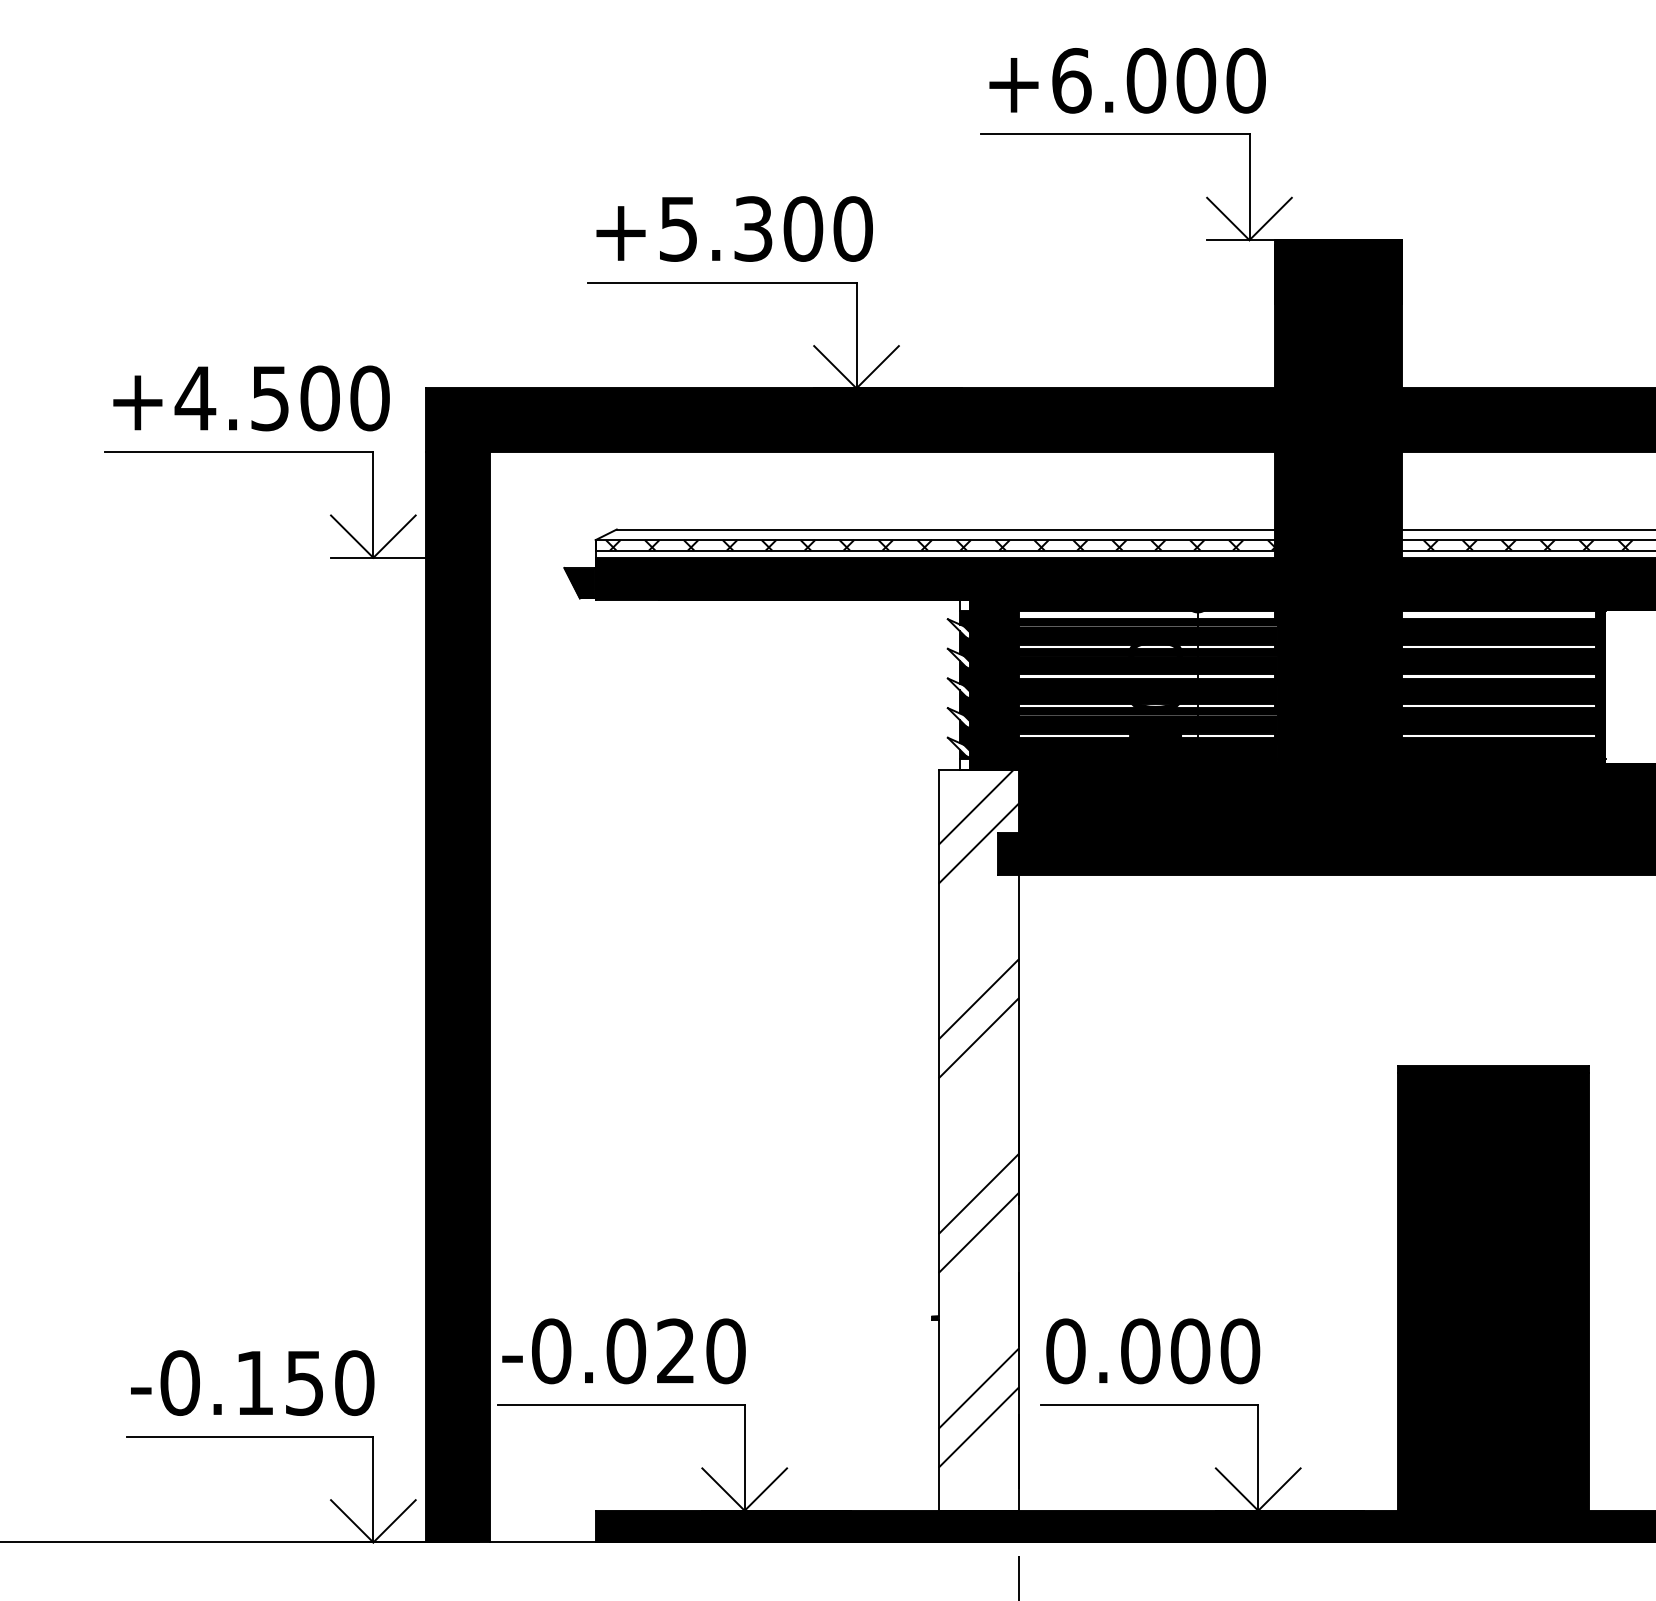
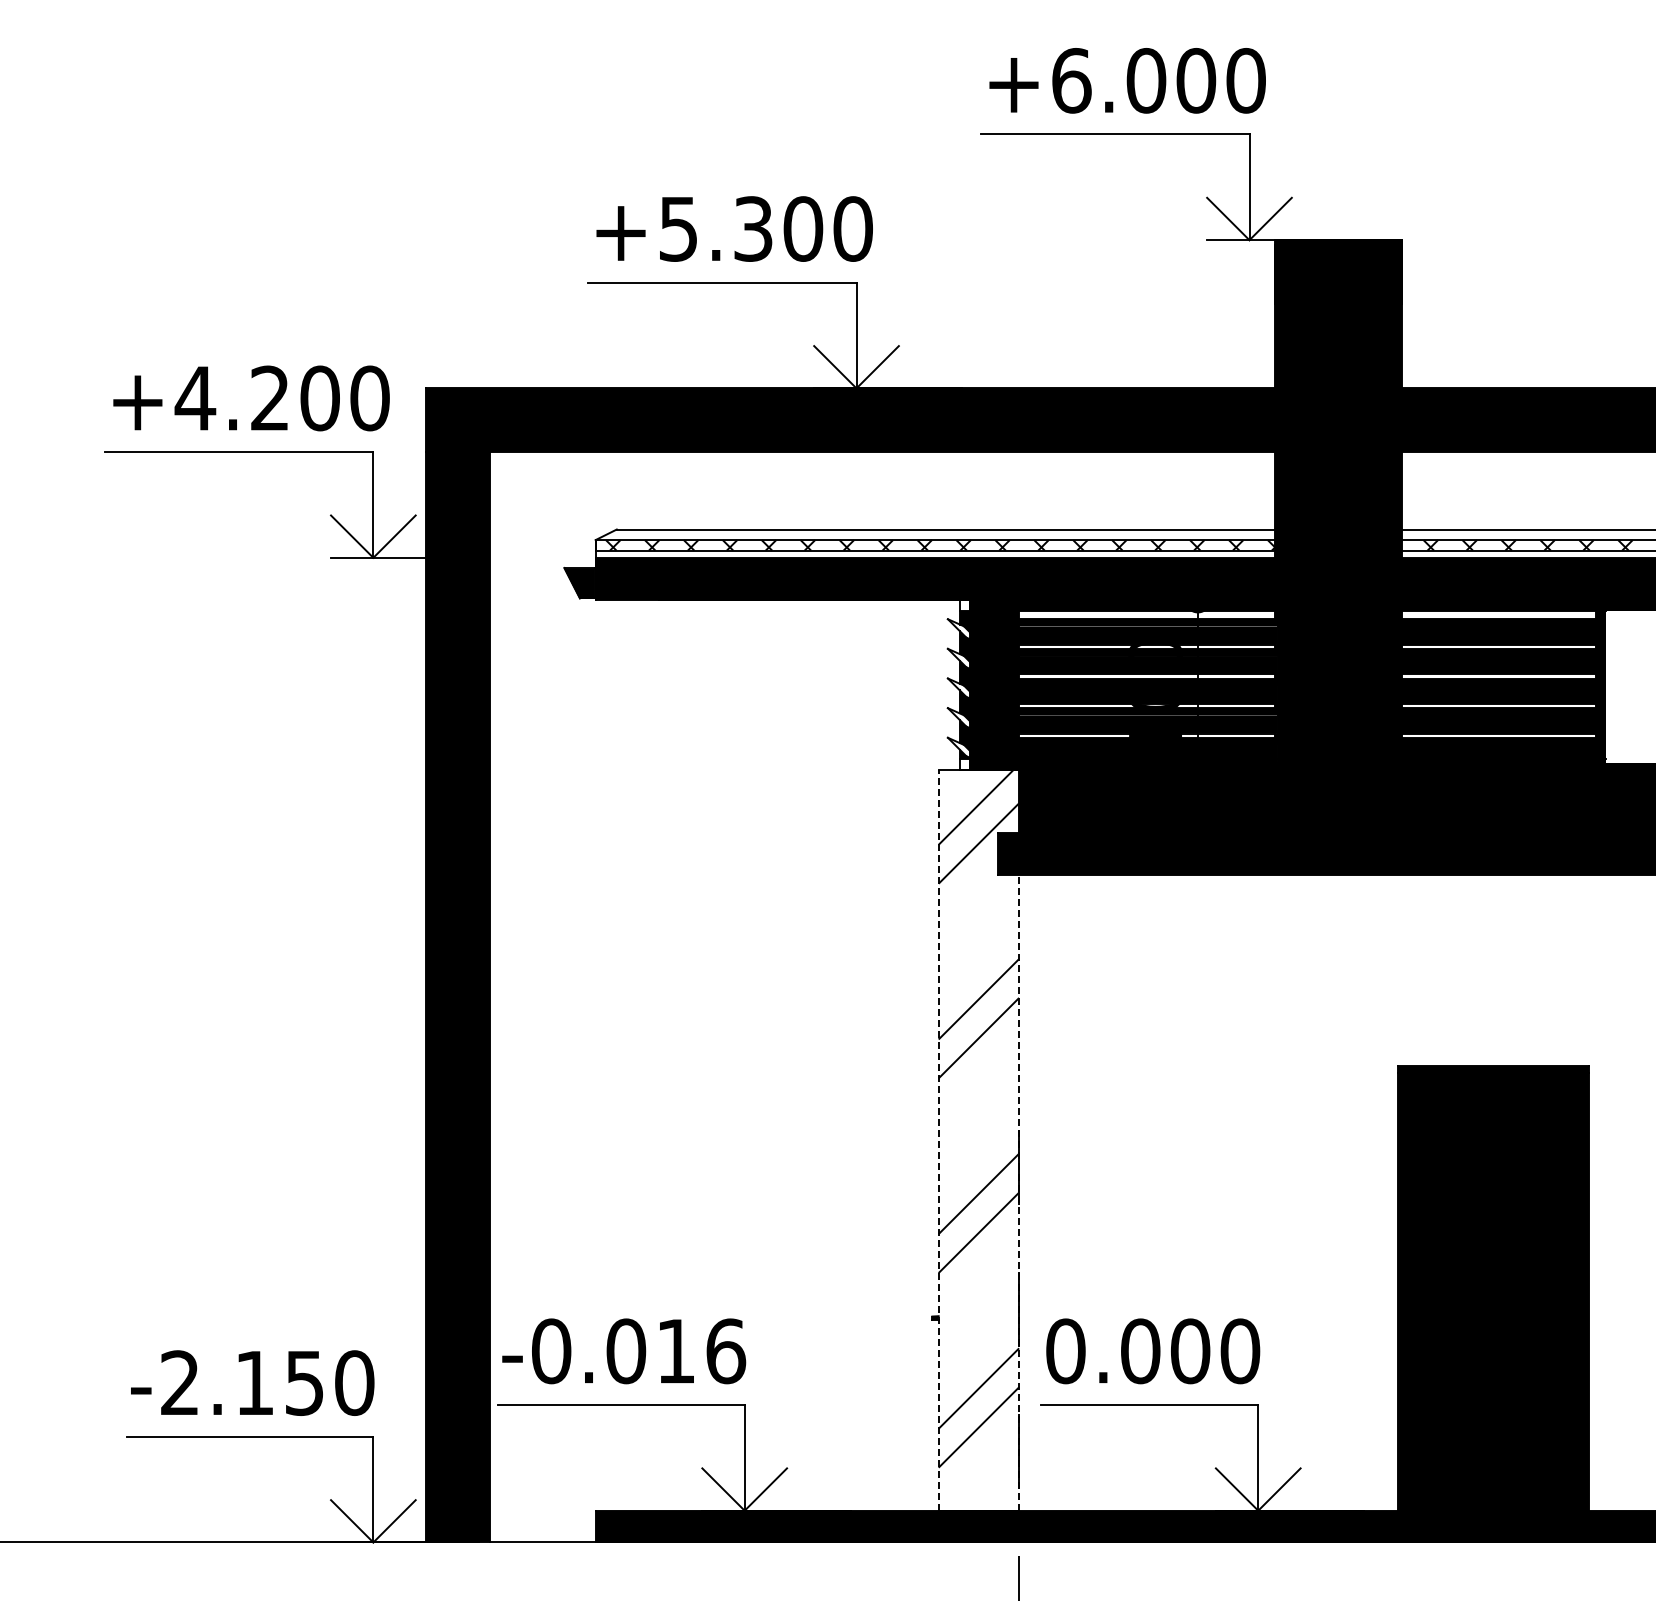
text: +4.500 -> +4.200 (269, 398)
line: solid -> dashed (938, 1140)
line: solid -> dashed (1019, 1190)
text: -0.020 -> -0.016 (701, 1351)
text: -0.150 -> -2.150 (179, 1382)
